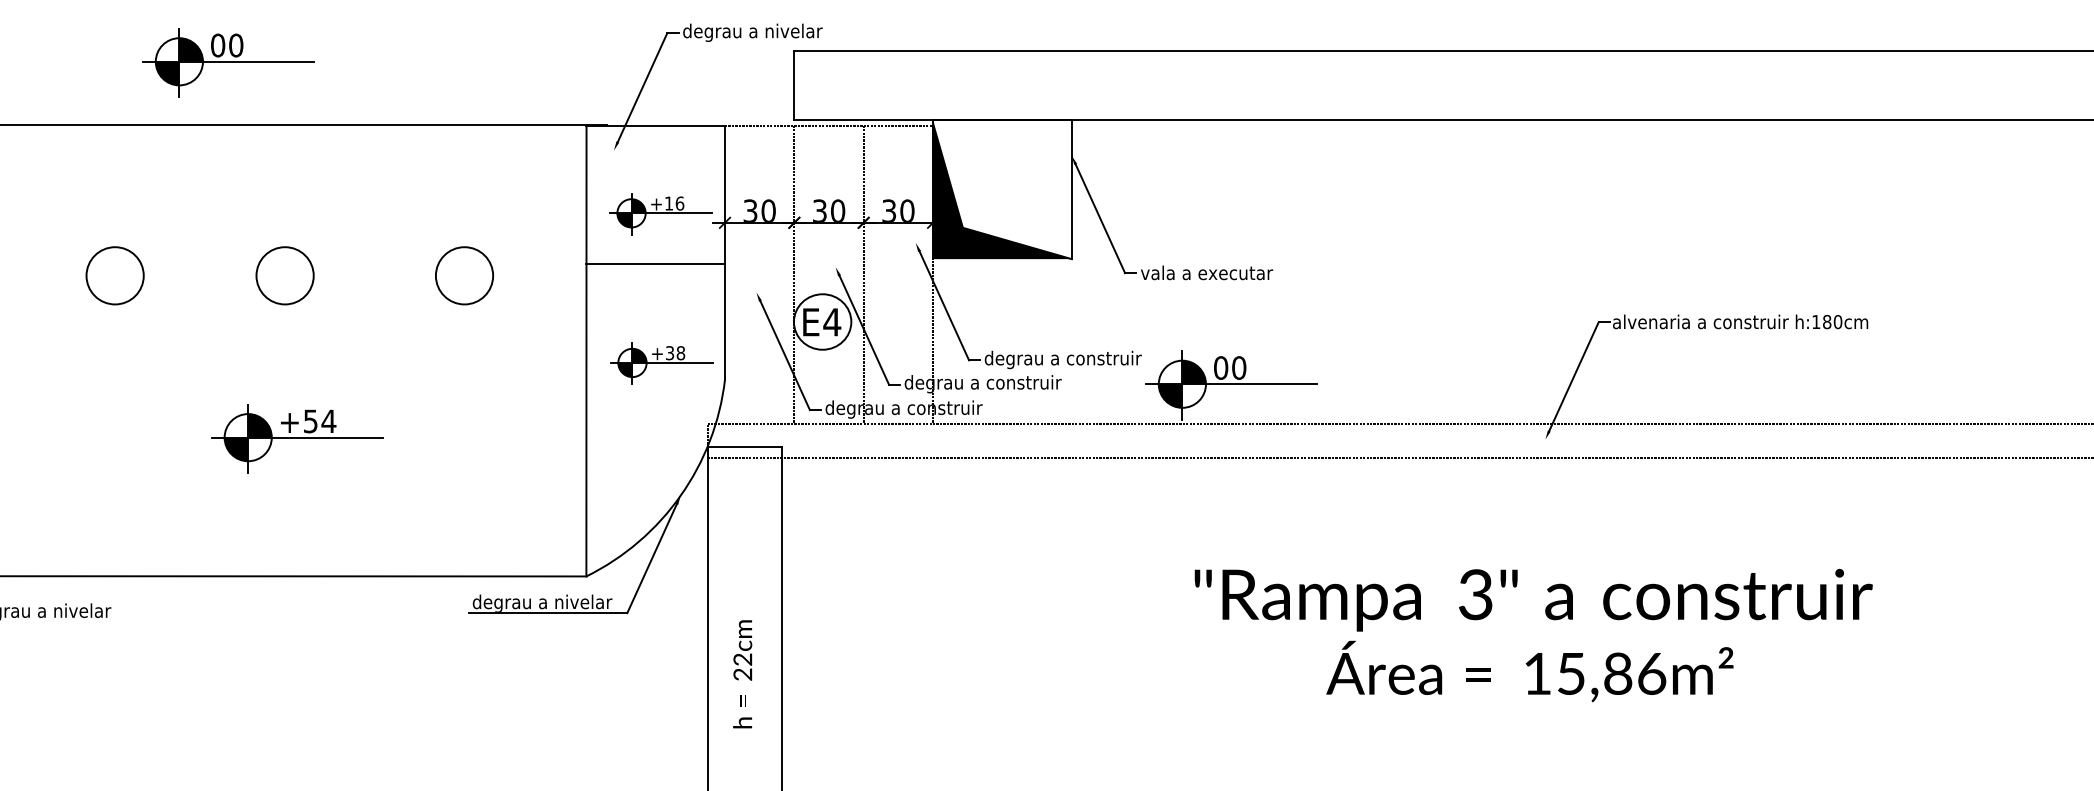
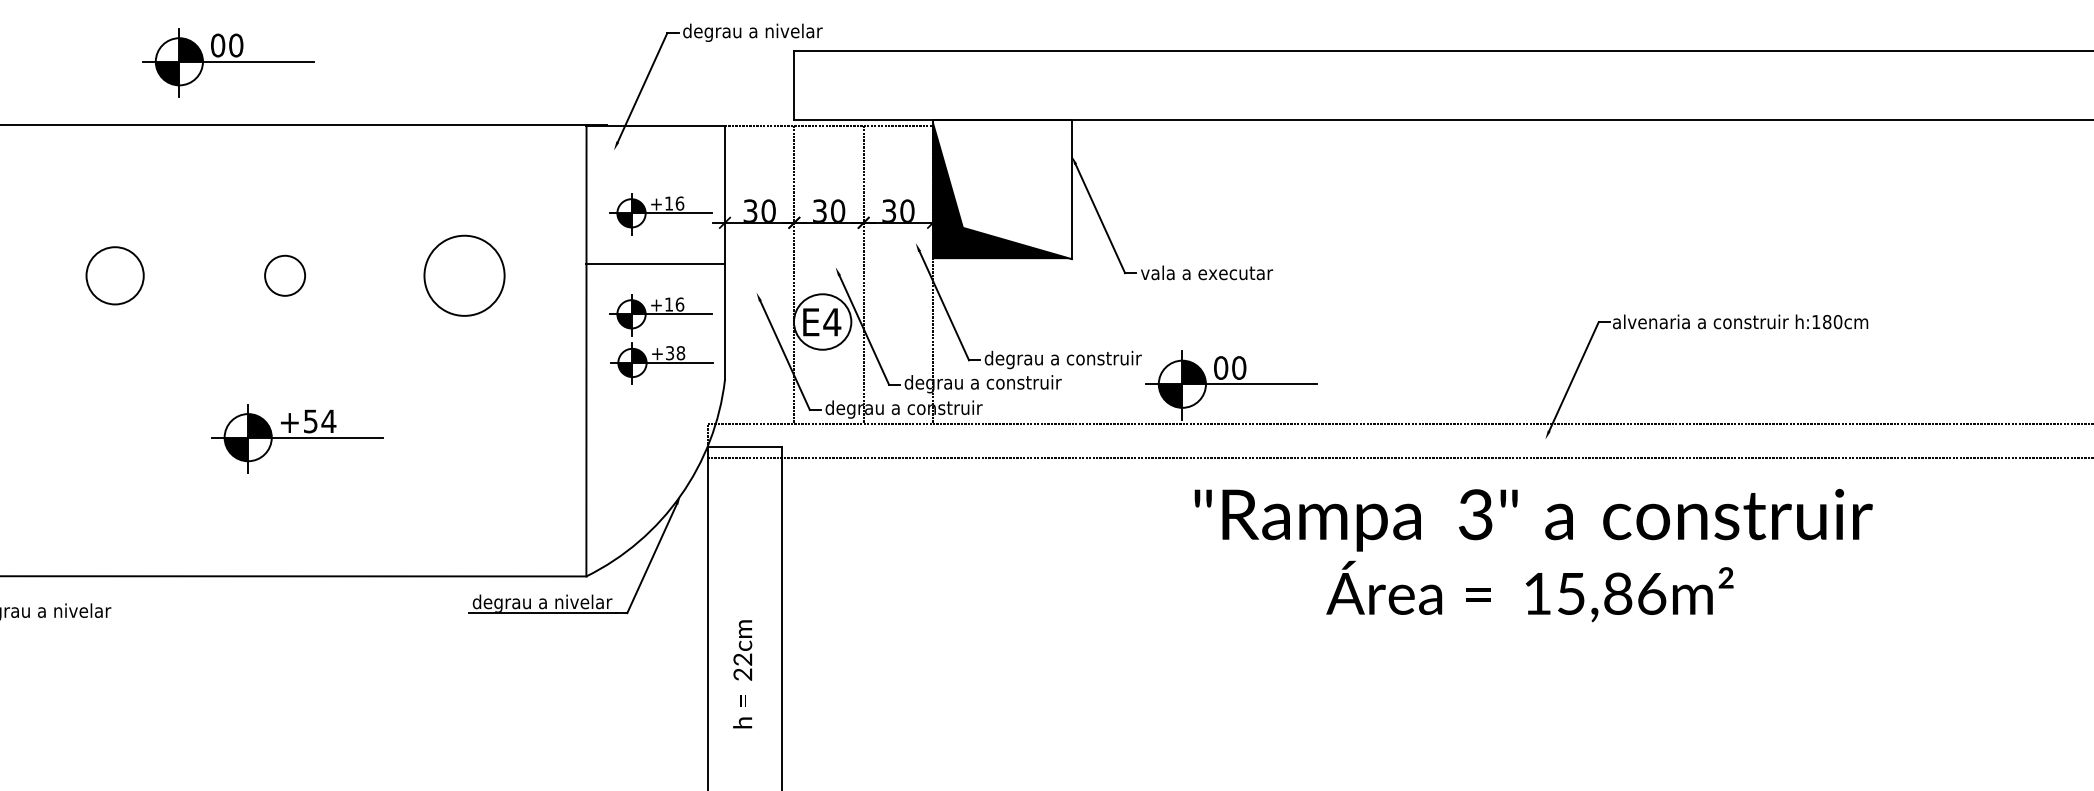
circle diameter: 57 px -> 40 px (285, 275)
circle diameter: 57 px -> 80 px (464, 275)
part: none -> present (660, 315)
text position: (1533, 635) -> (1533, 555) (1533, 555)
